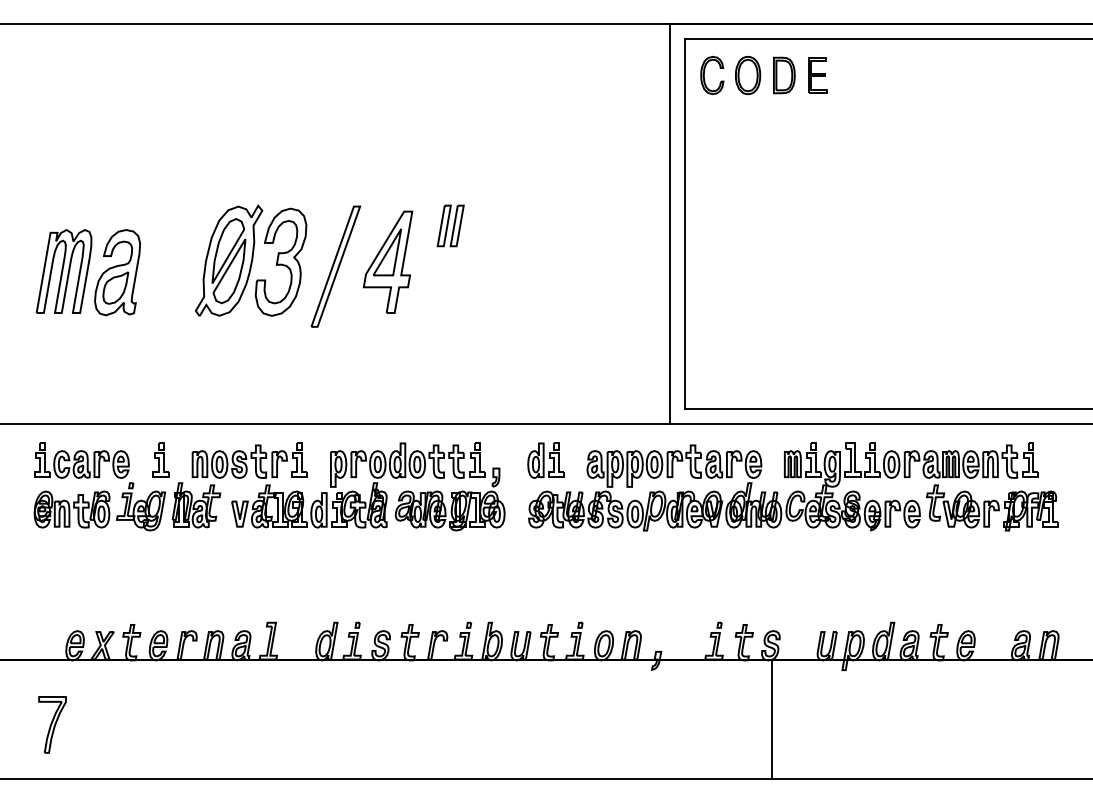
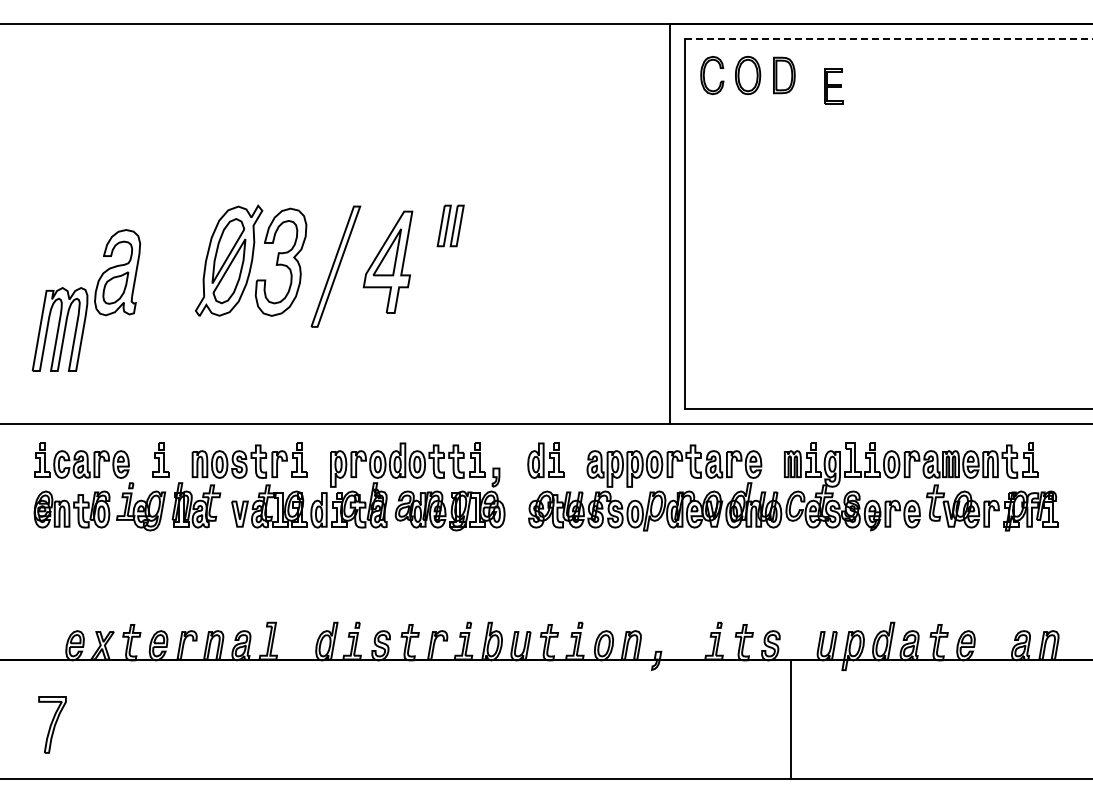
line: solid -> dashed (889, 39)
part position: (817, 75) -> (833, 86) (833, 86)
part position: (63, 271) -> (59, 329) (59, 329)
line position: (772, 719) -> (791, 719) (791, 719)
